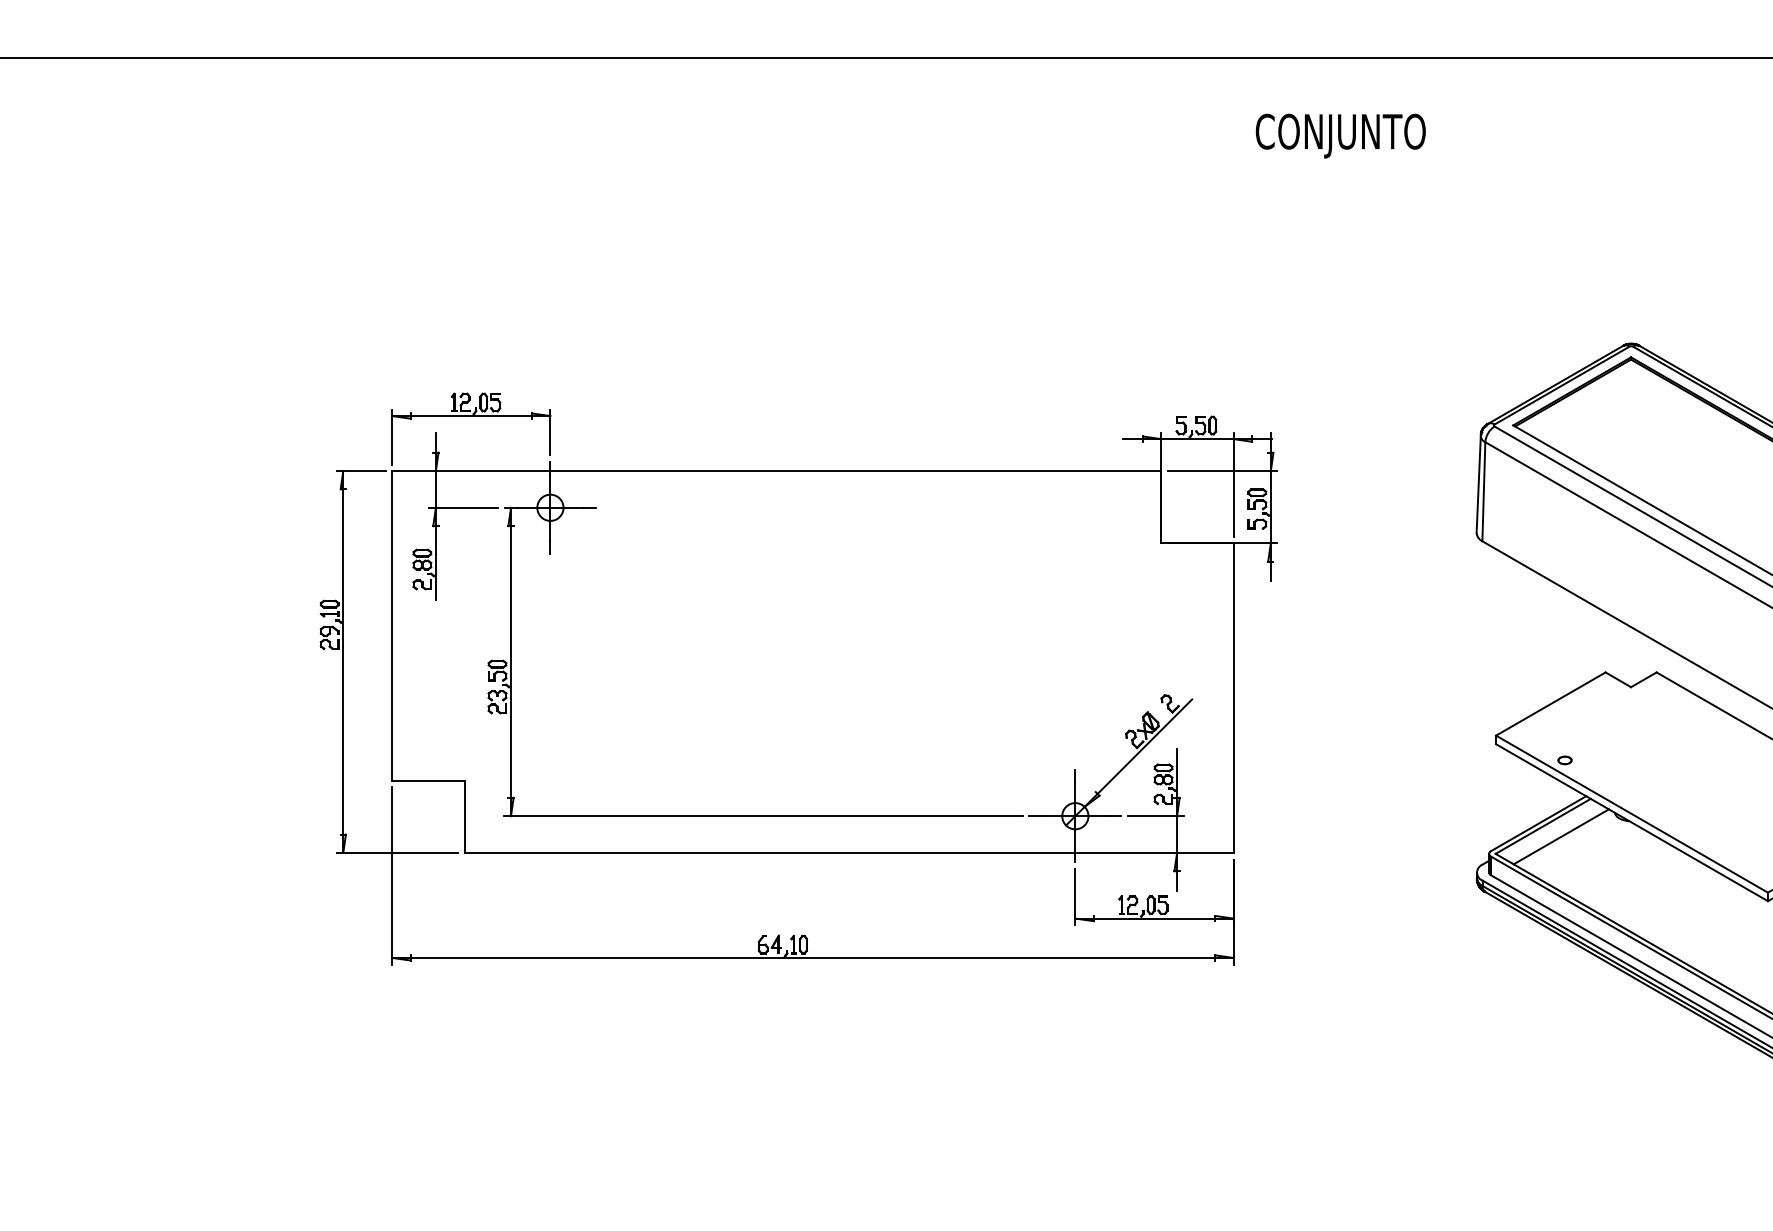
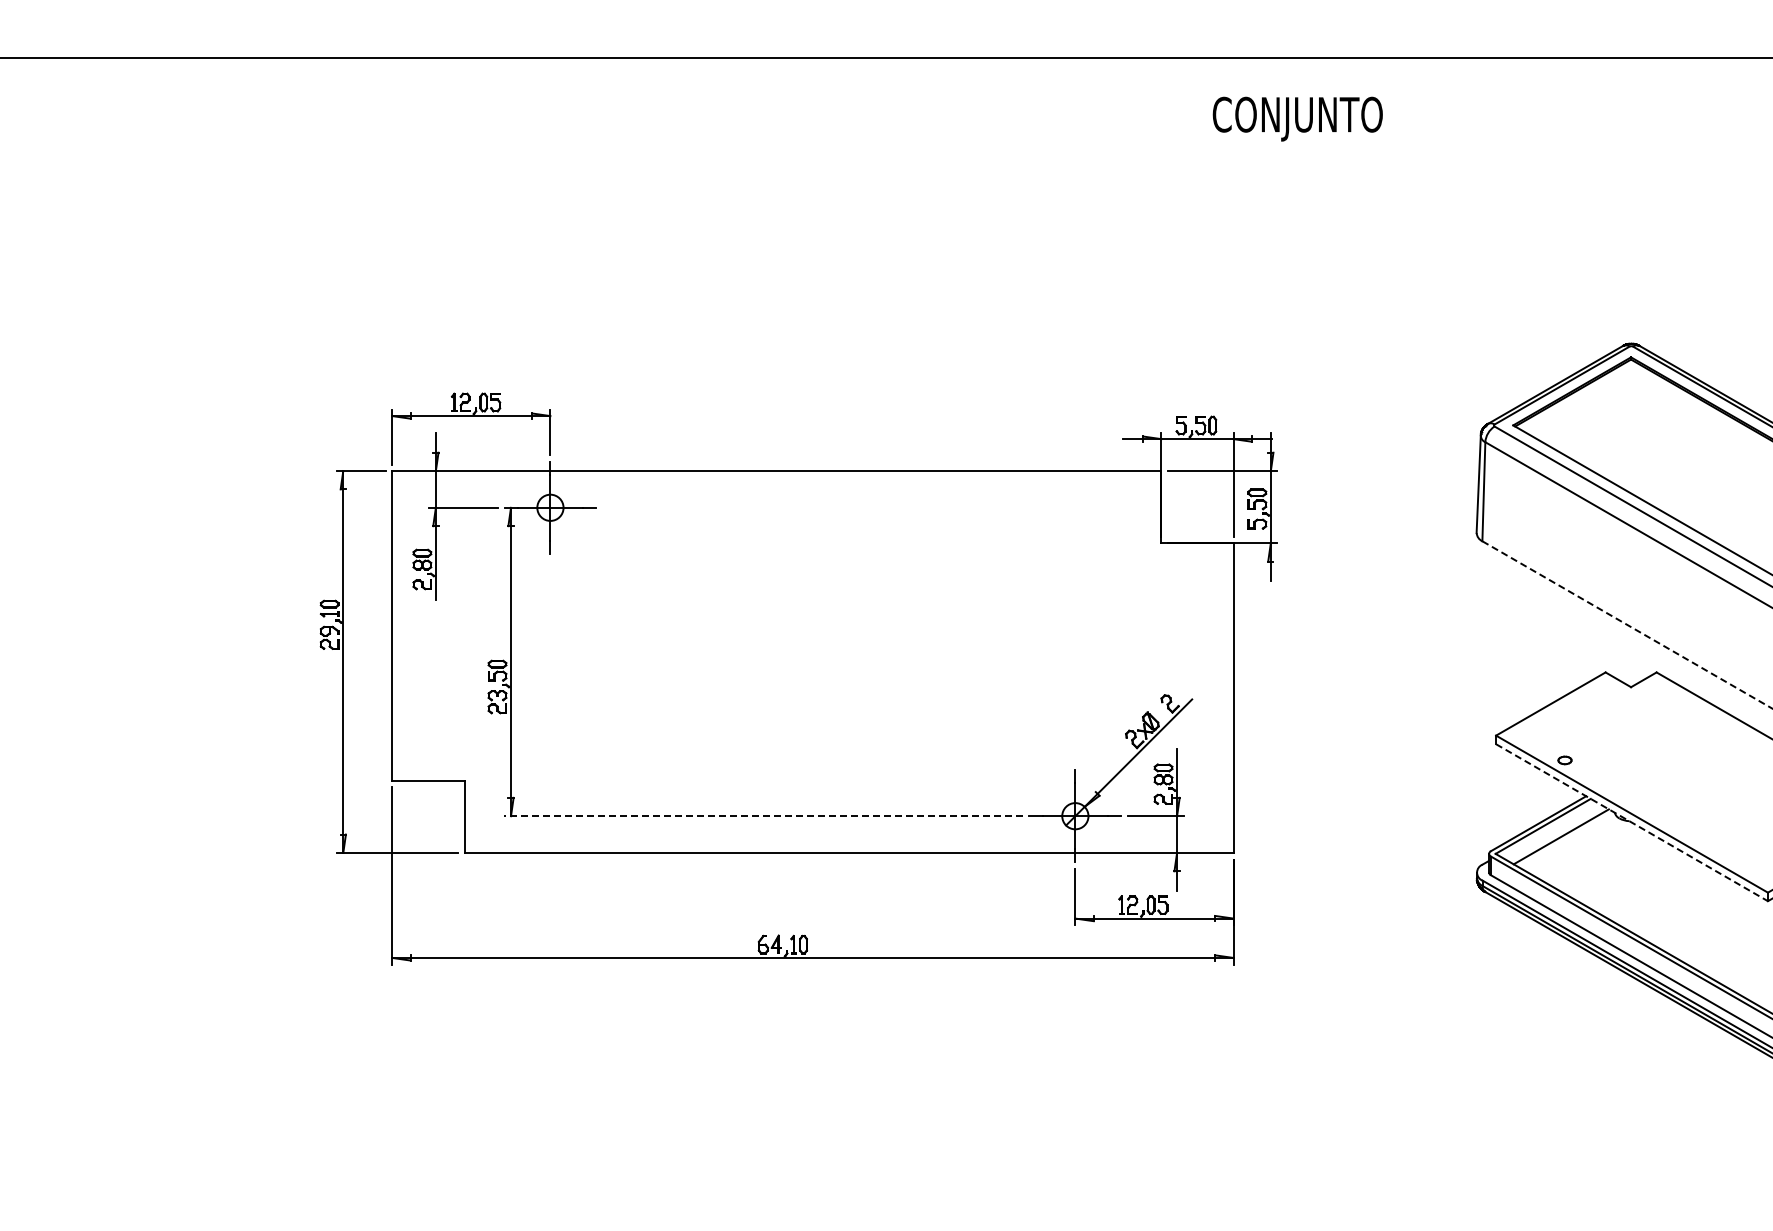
text position: (1340, 135) -> (1297, 118) (1297, 118)
line: solid -> dashed (1627, 625)
line: solid -> dashed (763, 816)
line: solid -> dashed (1632, 822)
